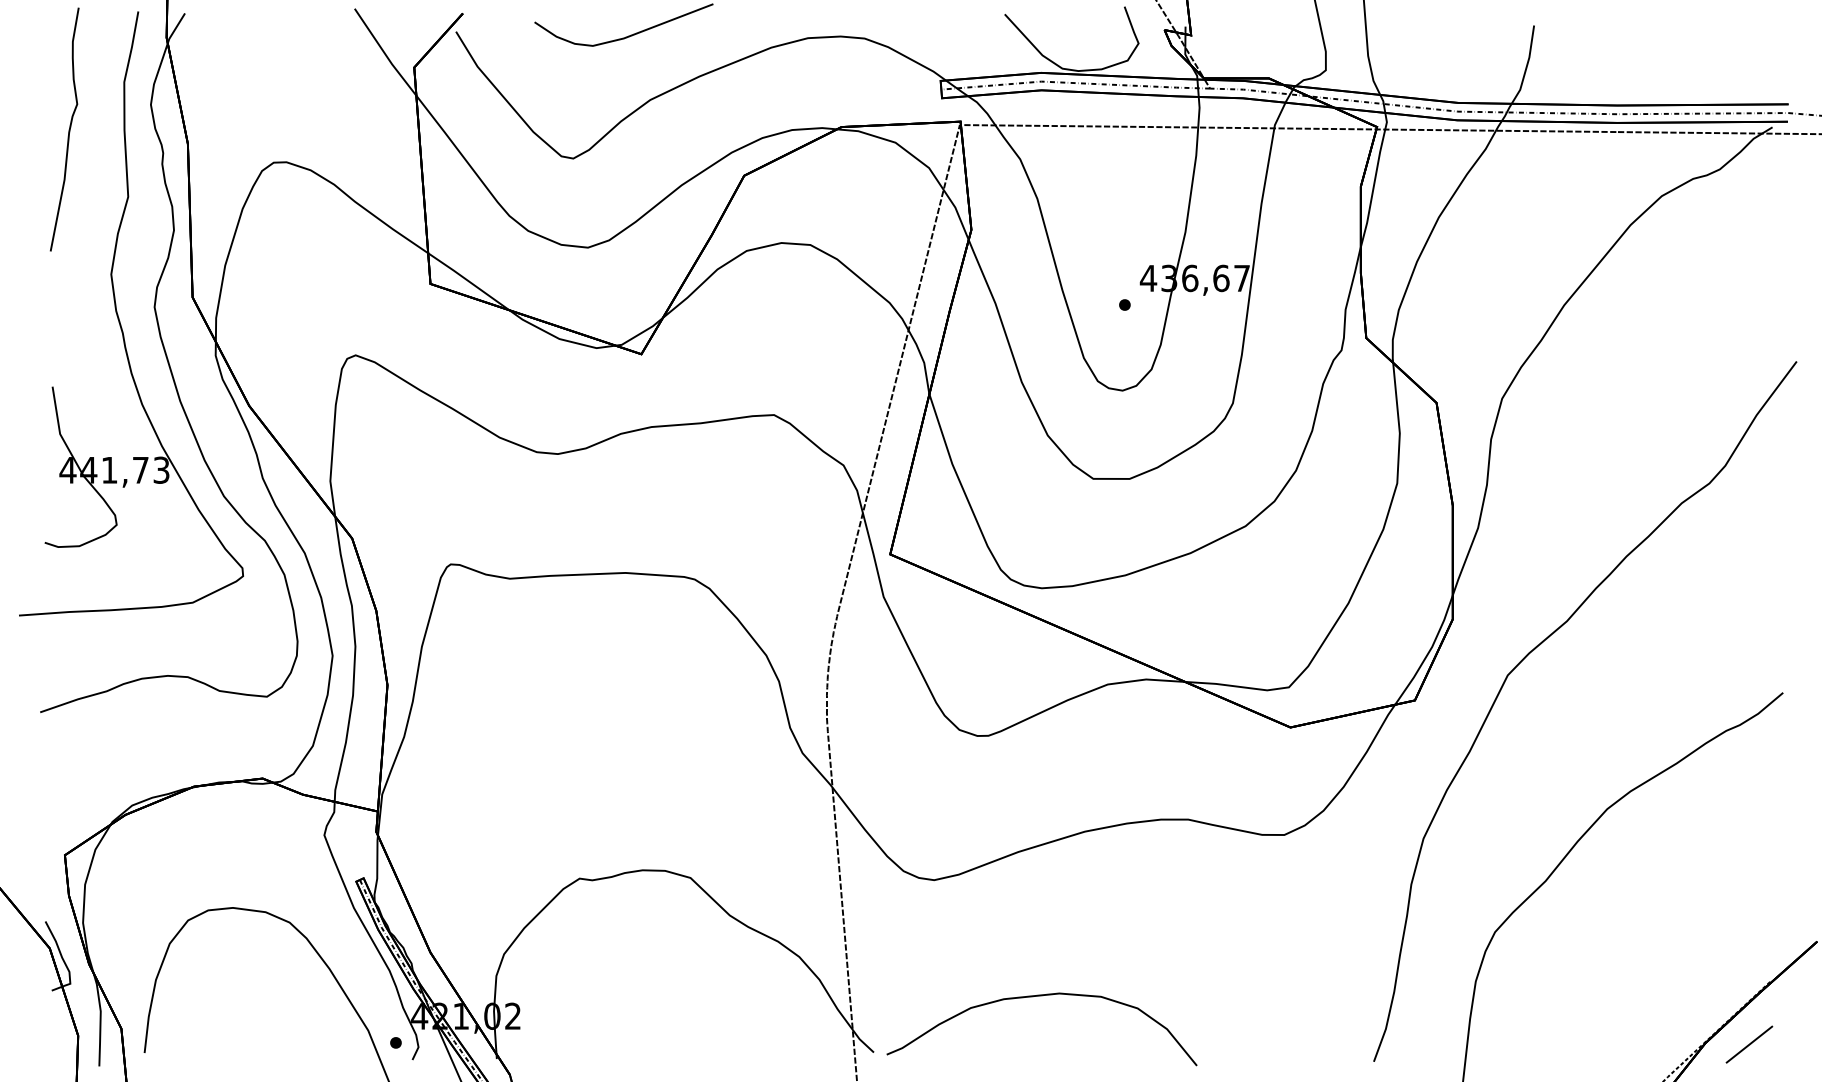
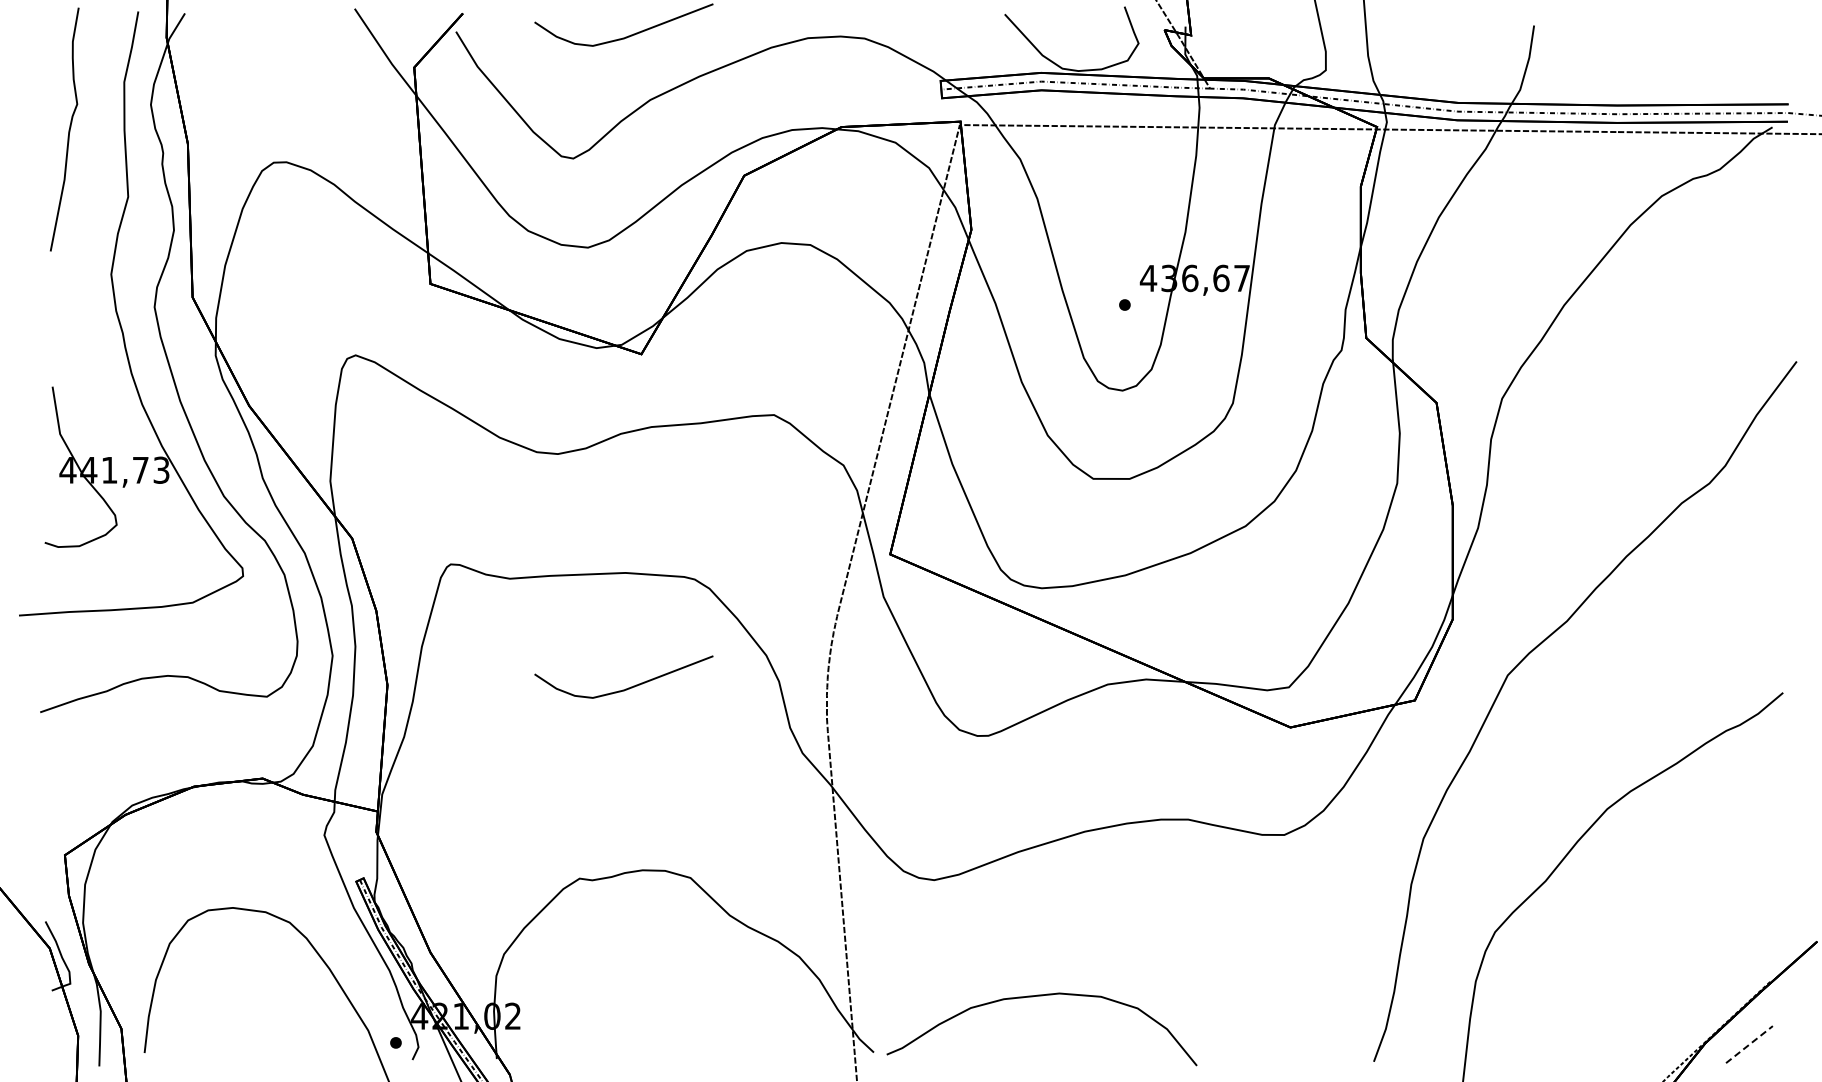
curve: none -> present (628, 687)
line: solid -> dashed (1749, 1044)
